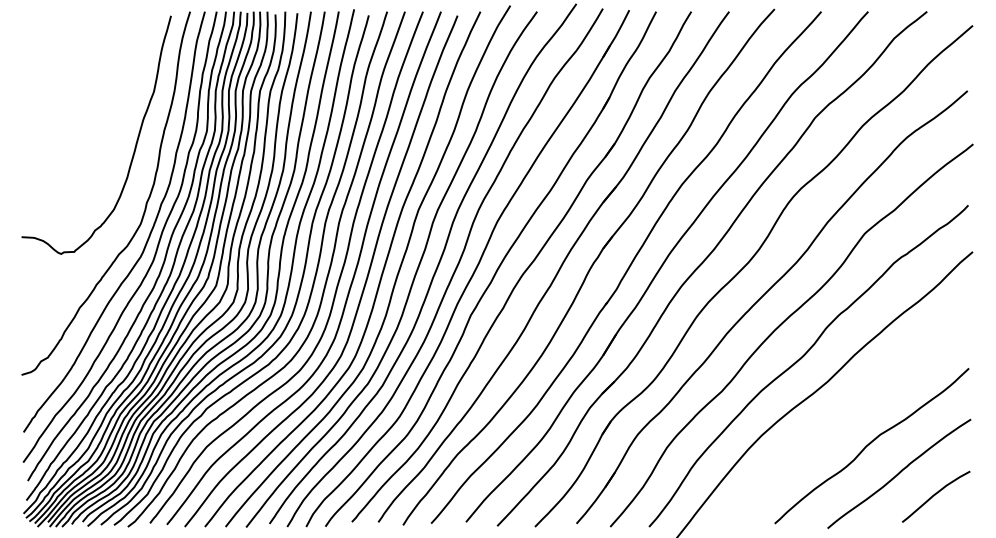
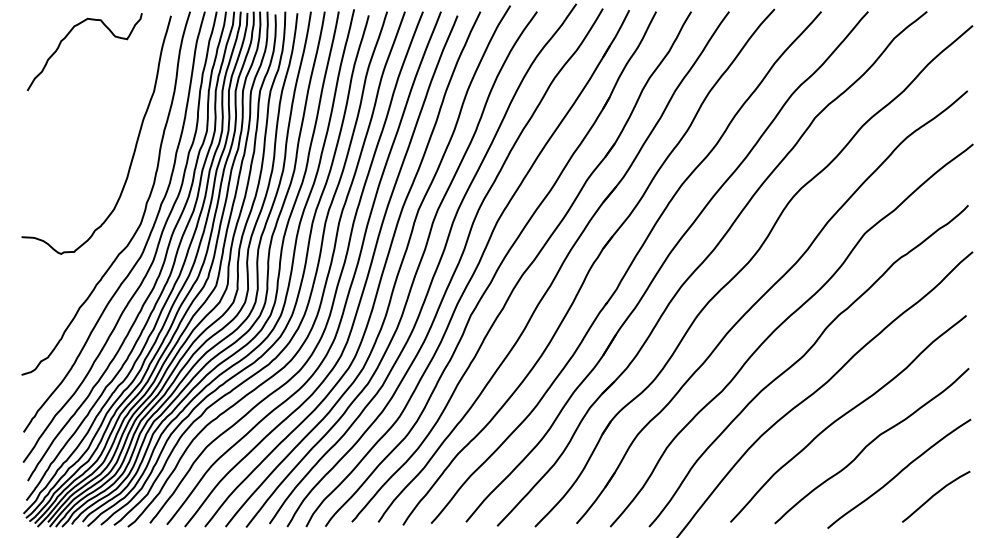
curve: none -> present (68, 35)
curve: none -> present (845, 415)
